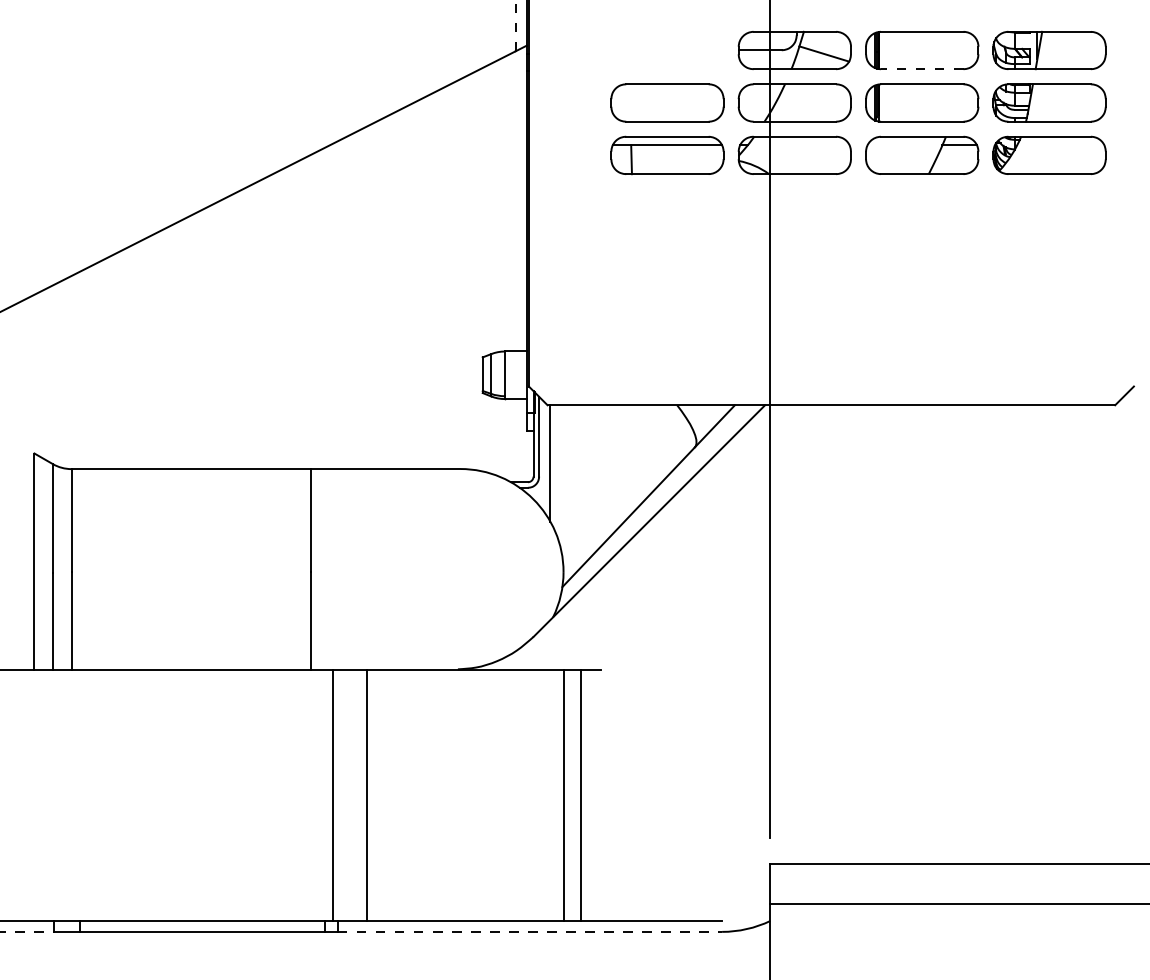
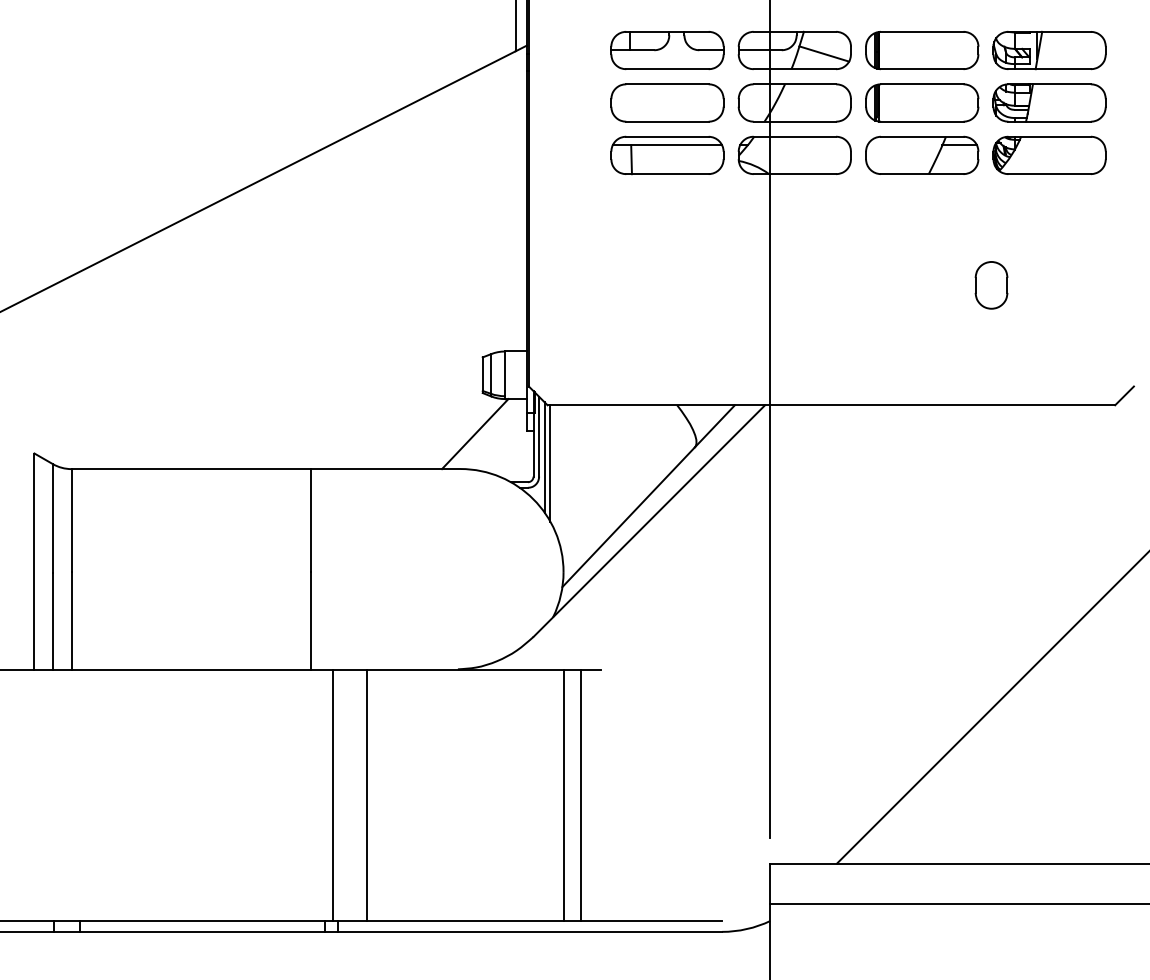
line: dashed -> solid (515, 25)
part: none -> present (667, 50)
line: dashed -> solid (921, 69)
part: none -> present (991, 285)
line: none -> present (475, 434)
line: none -> present (544, 457)
line: none -> present (991, 708)
line: dashed -> solid (27, 931)
line: dashed -> solid (530, 931)
